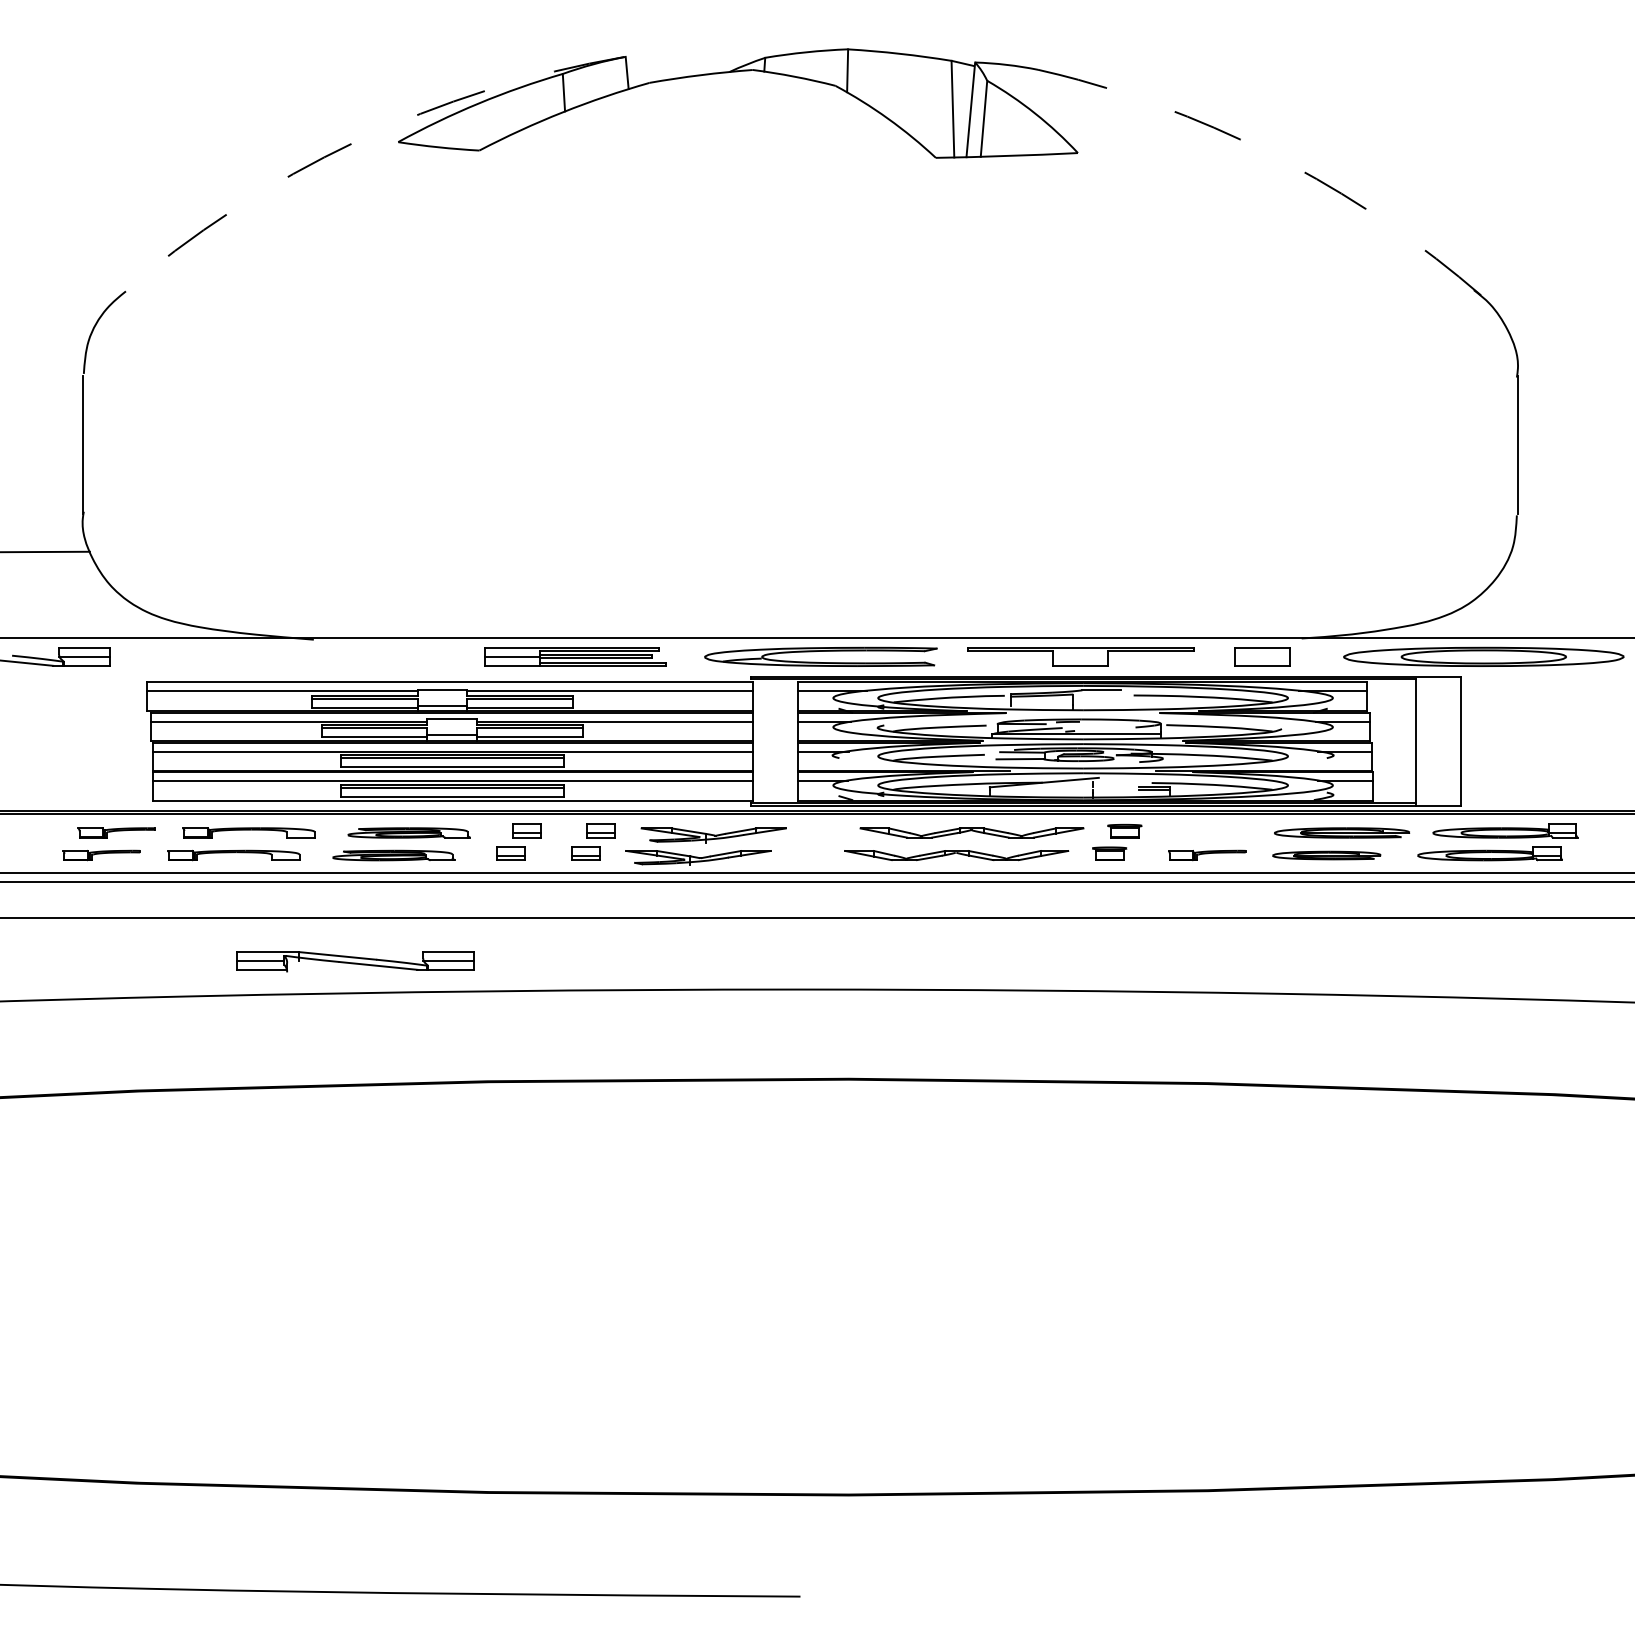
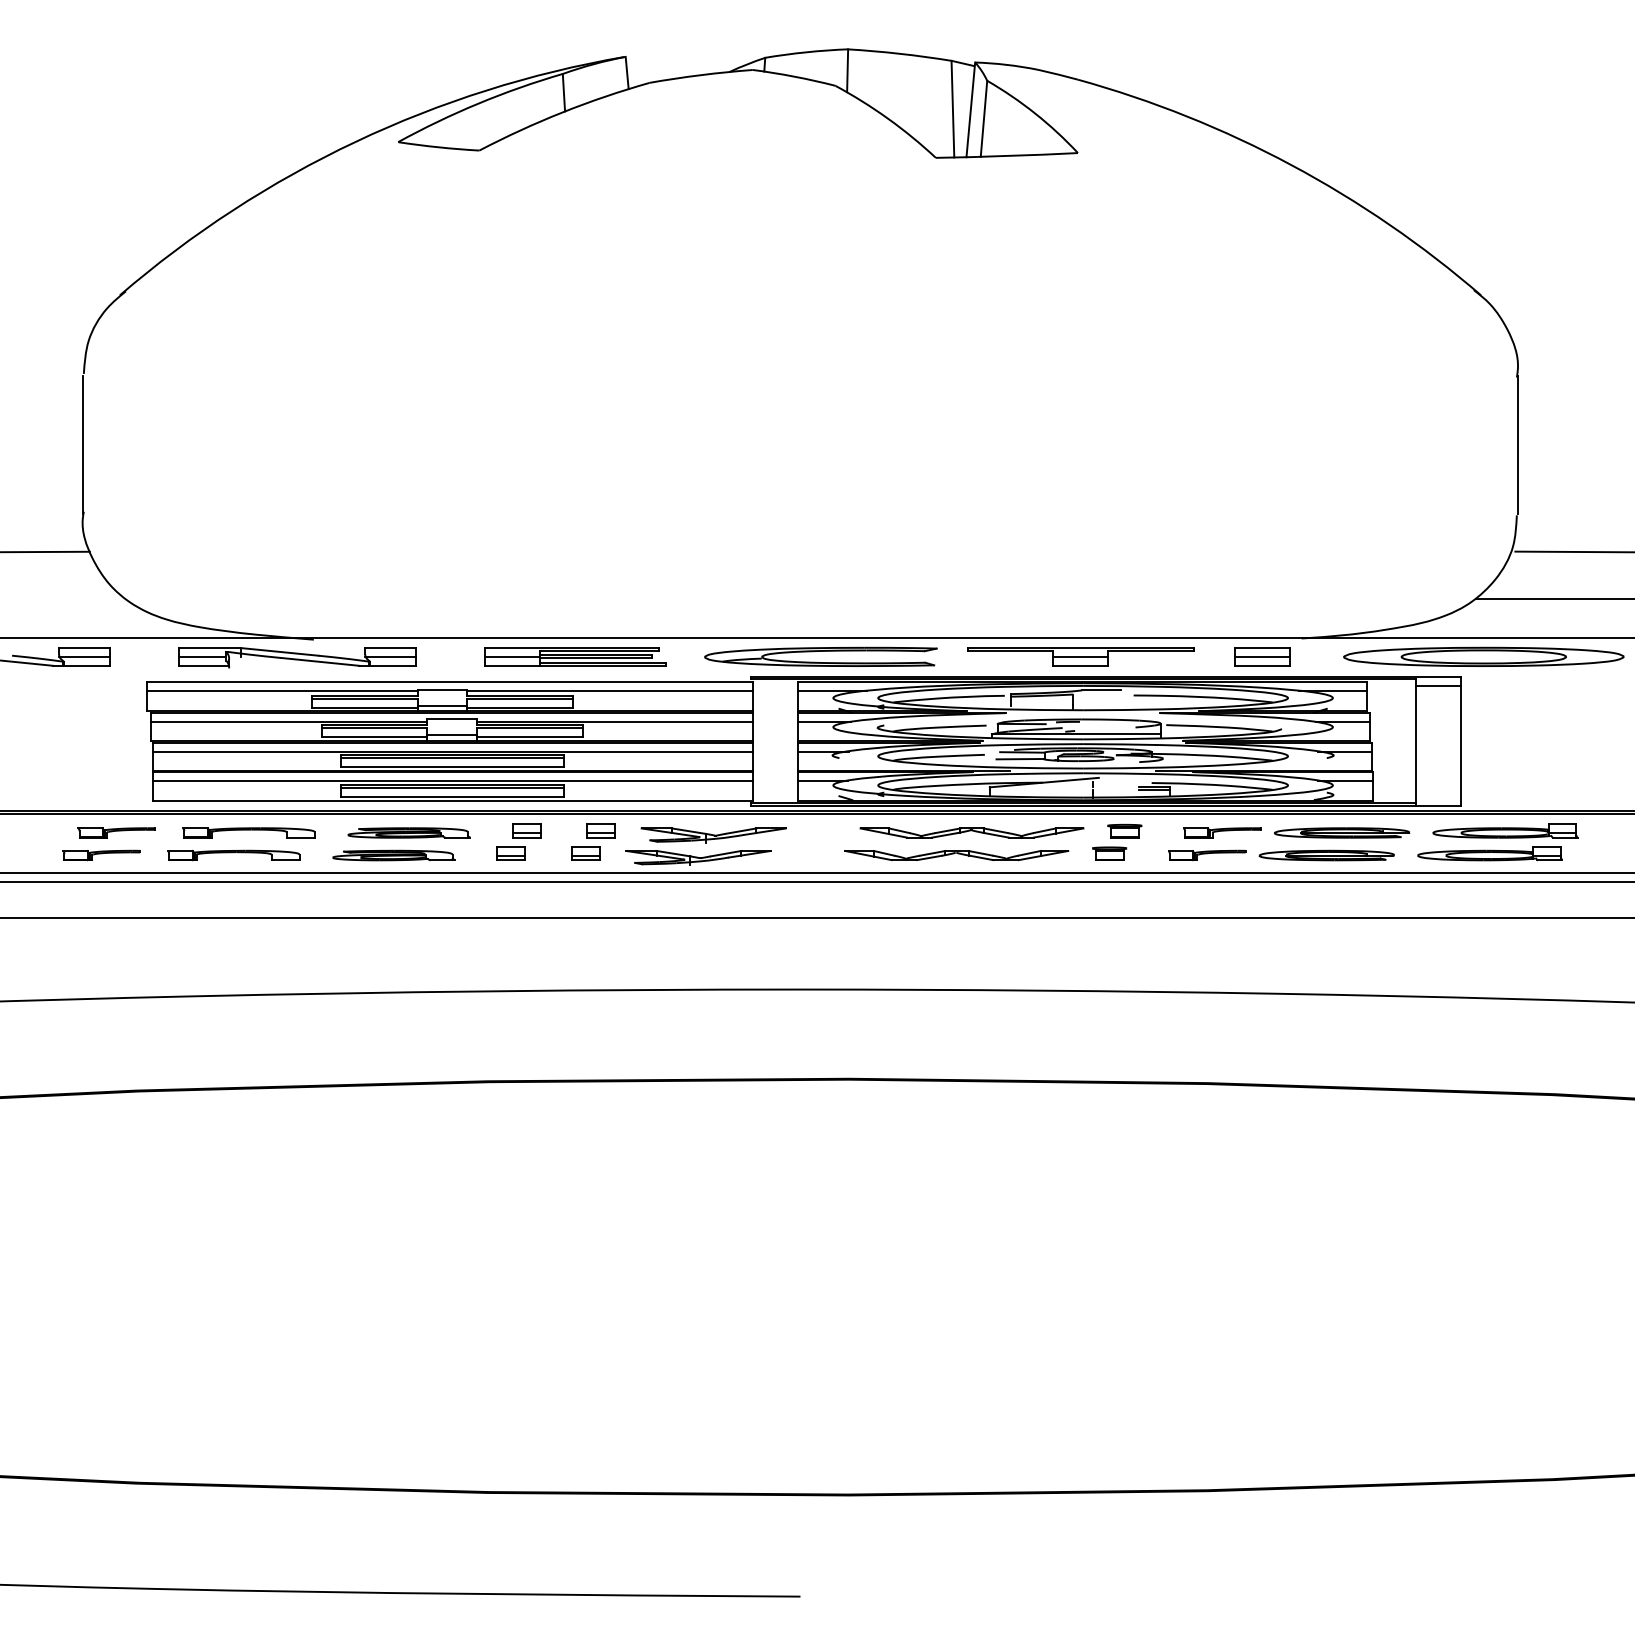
arc: dashed -> solid (355, 141)
arc: dashed -> solid (1291, 165)
line: none -> present (1573, 551)
line: none -> present (1553, 599)
line: none -> present (1080, 657)
line: none -> present (1262, 657)
line: none -> present (1437, 685)
part: none -> present (1222, 832)
part size: 110x11 px -> 137x13 px (1326, 855)
part position: (355, 961) -> (297, 657) (297, 657)
